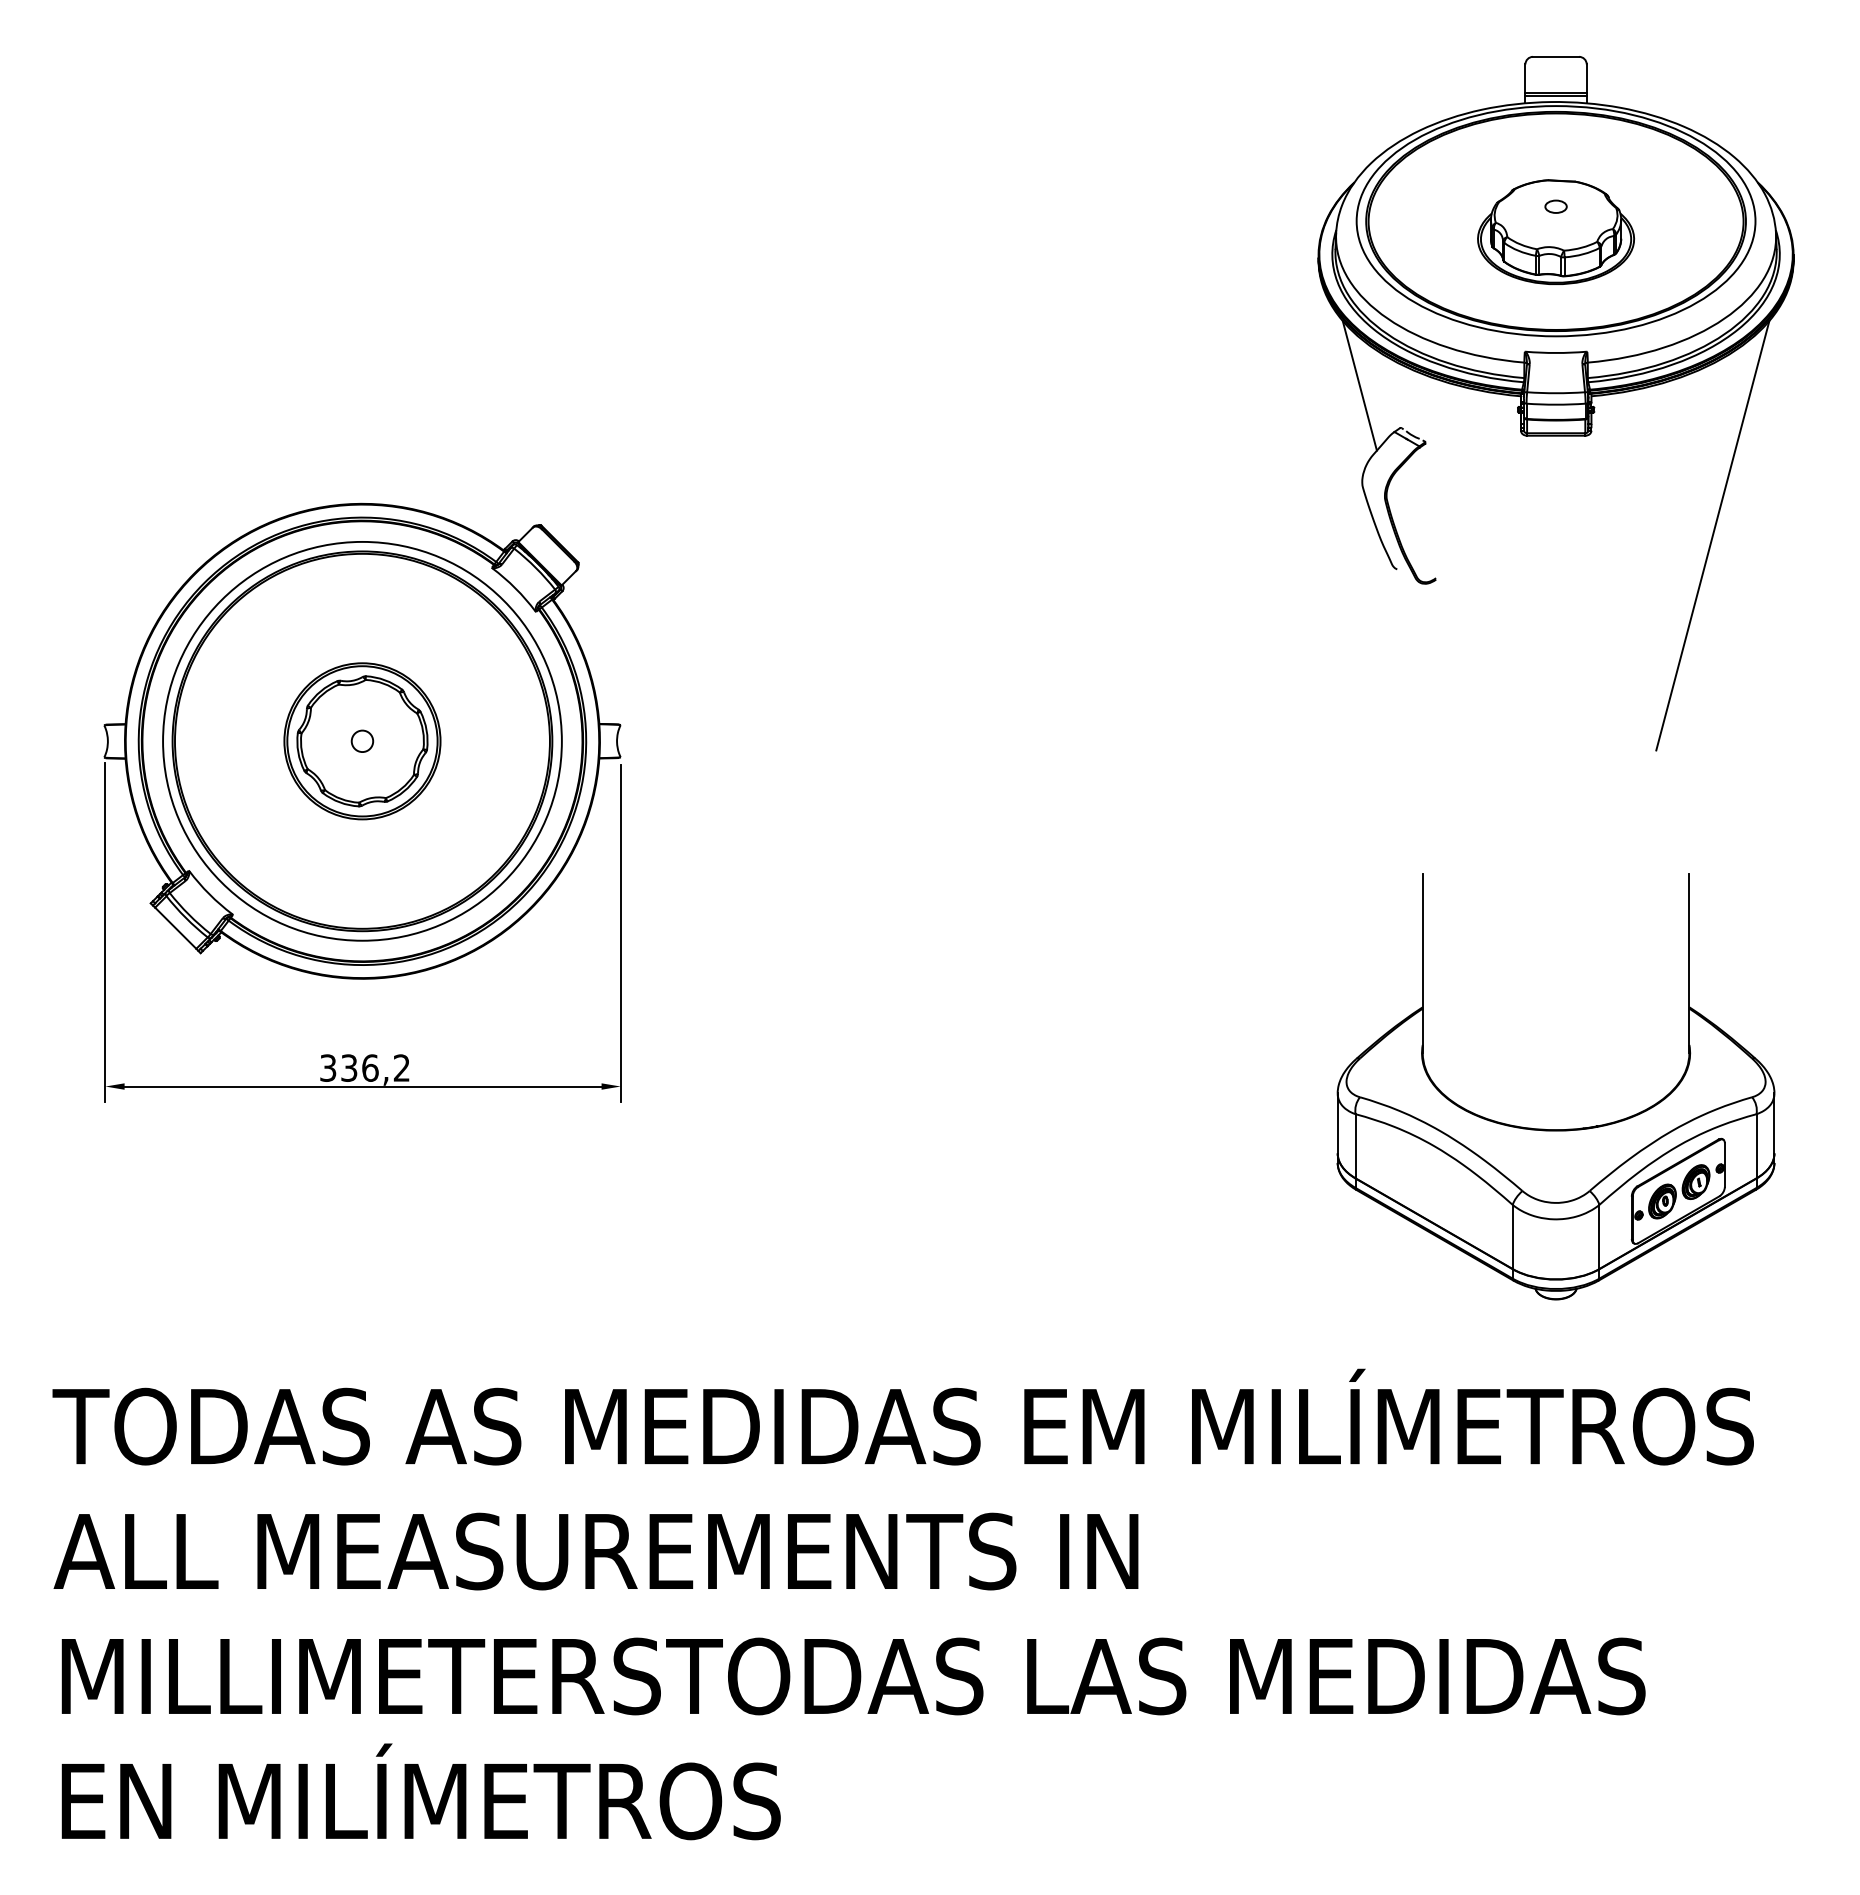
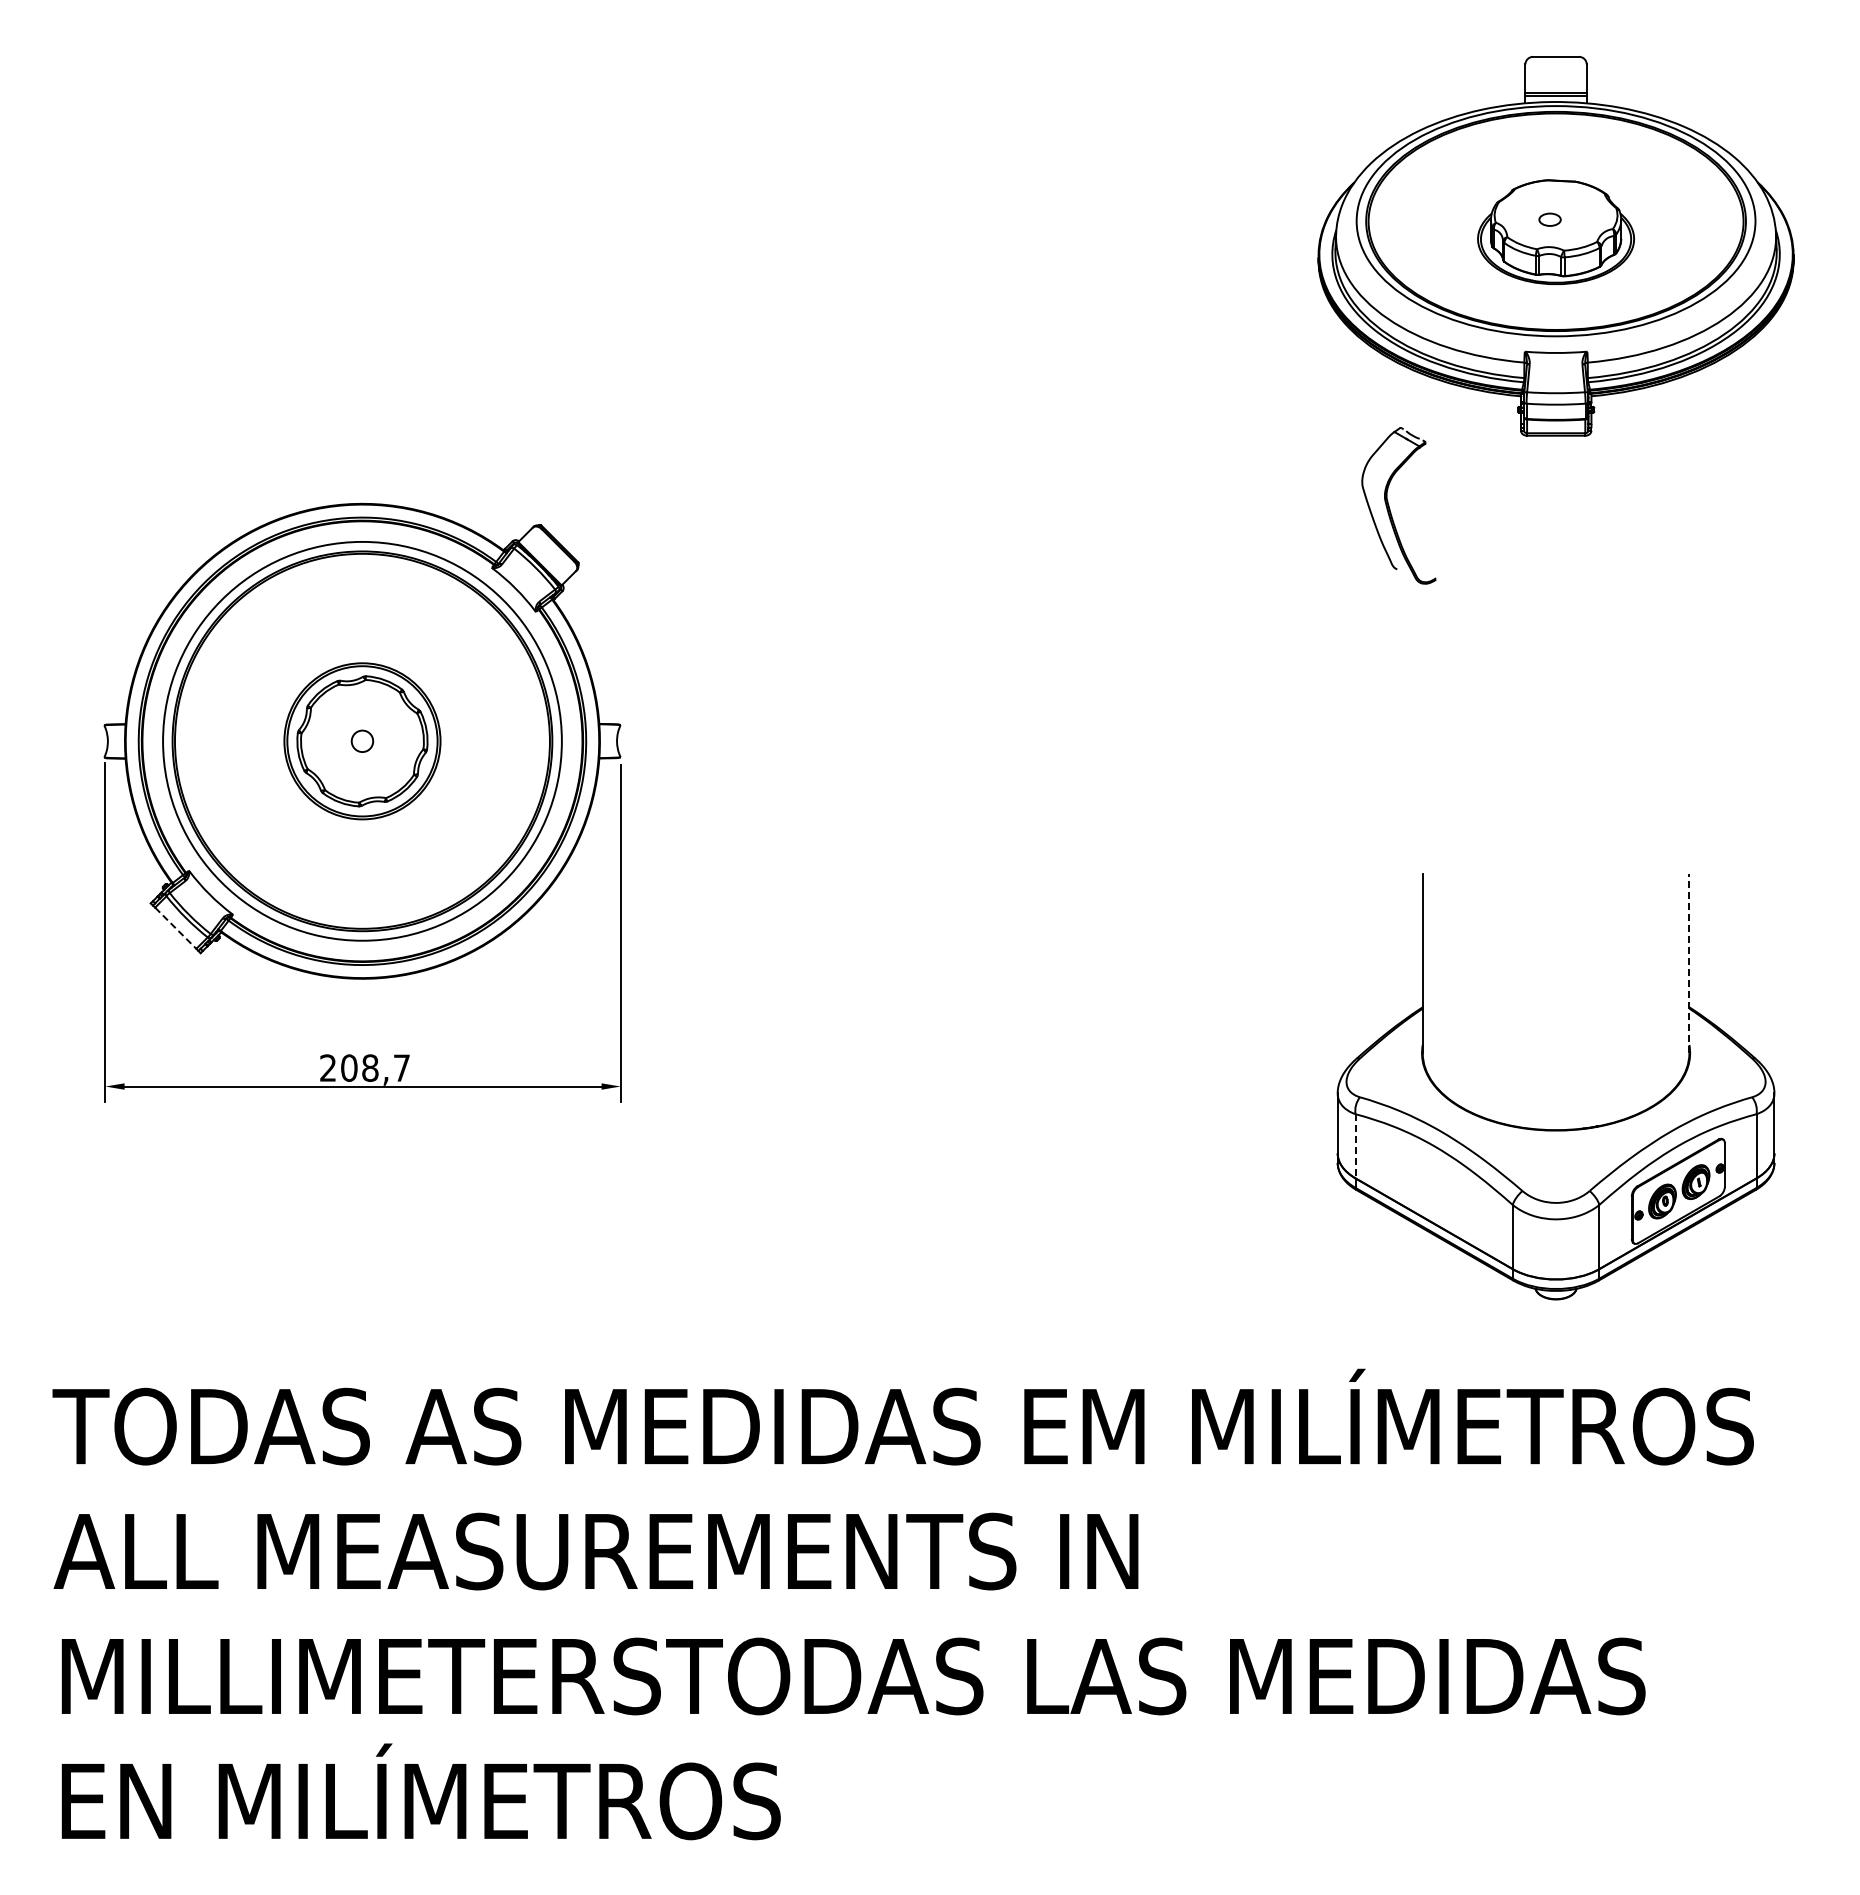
part position: (1555, 206) -> (1549, 219) (1549, 219)
line: present -> none (1359, 385)
line: present -> none (1712, 535)
line: solid -> dashed (176, 928)
line: solid -> dashed (1689, 963)
text: 336,2 -> 208,7 (364, 1067)
line: solid -> dashed (1355, 1146)
